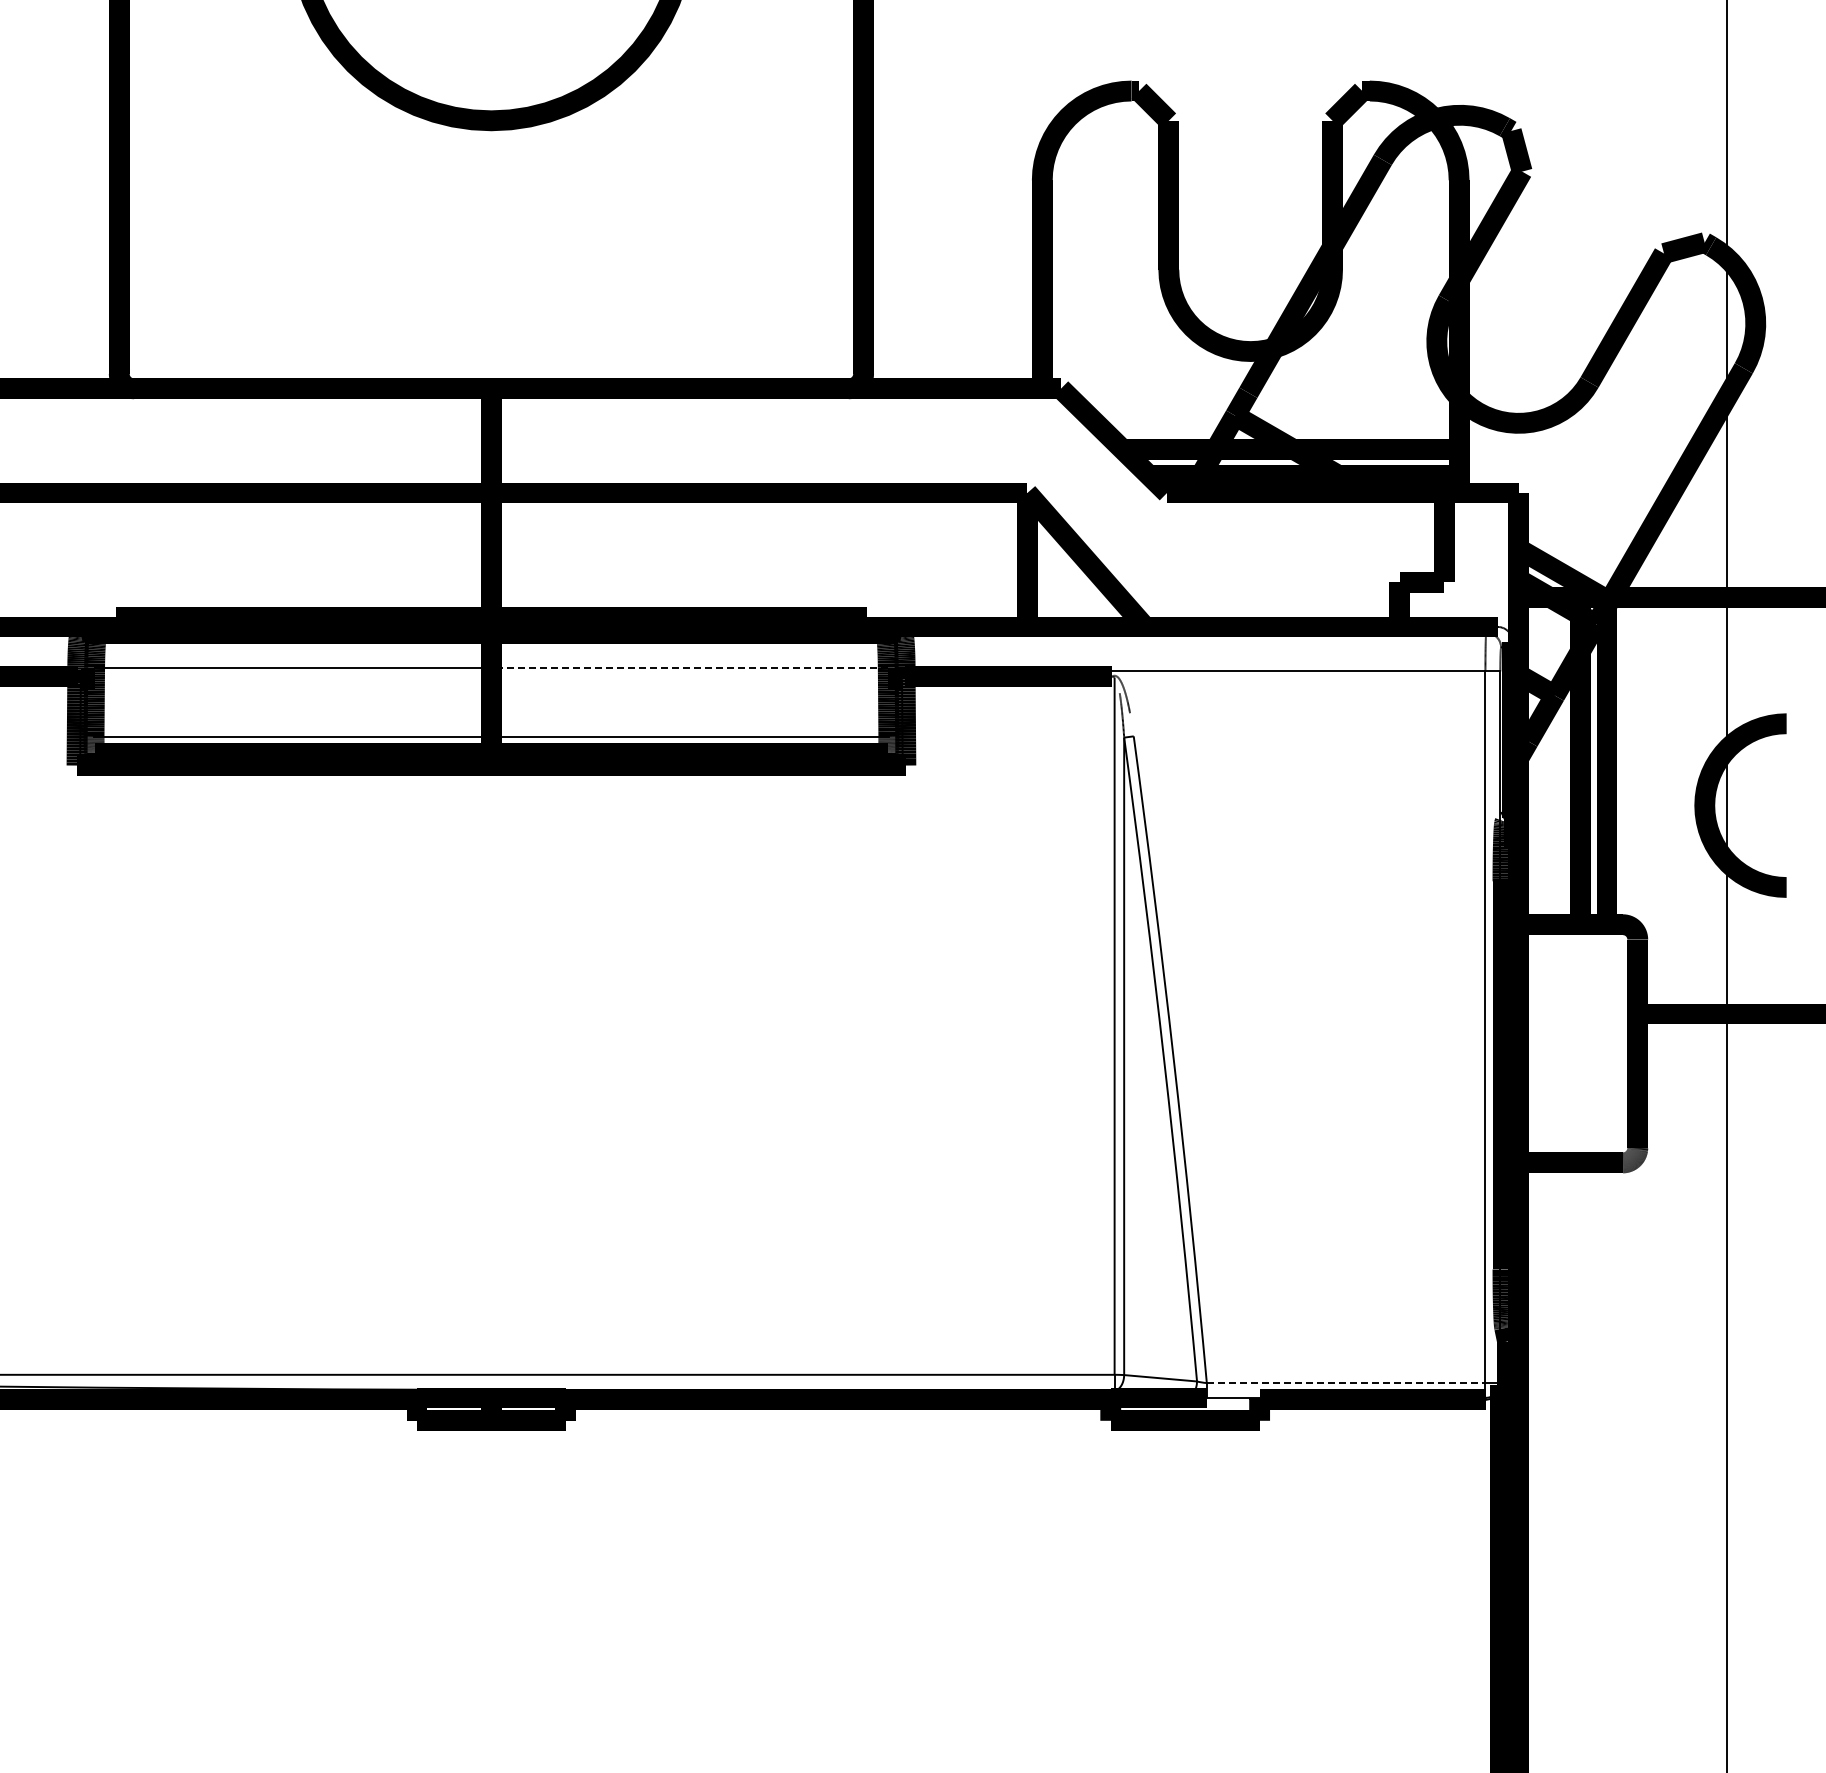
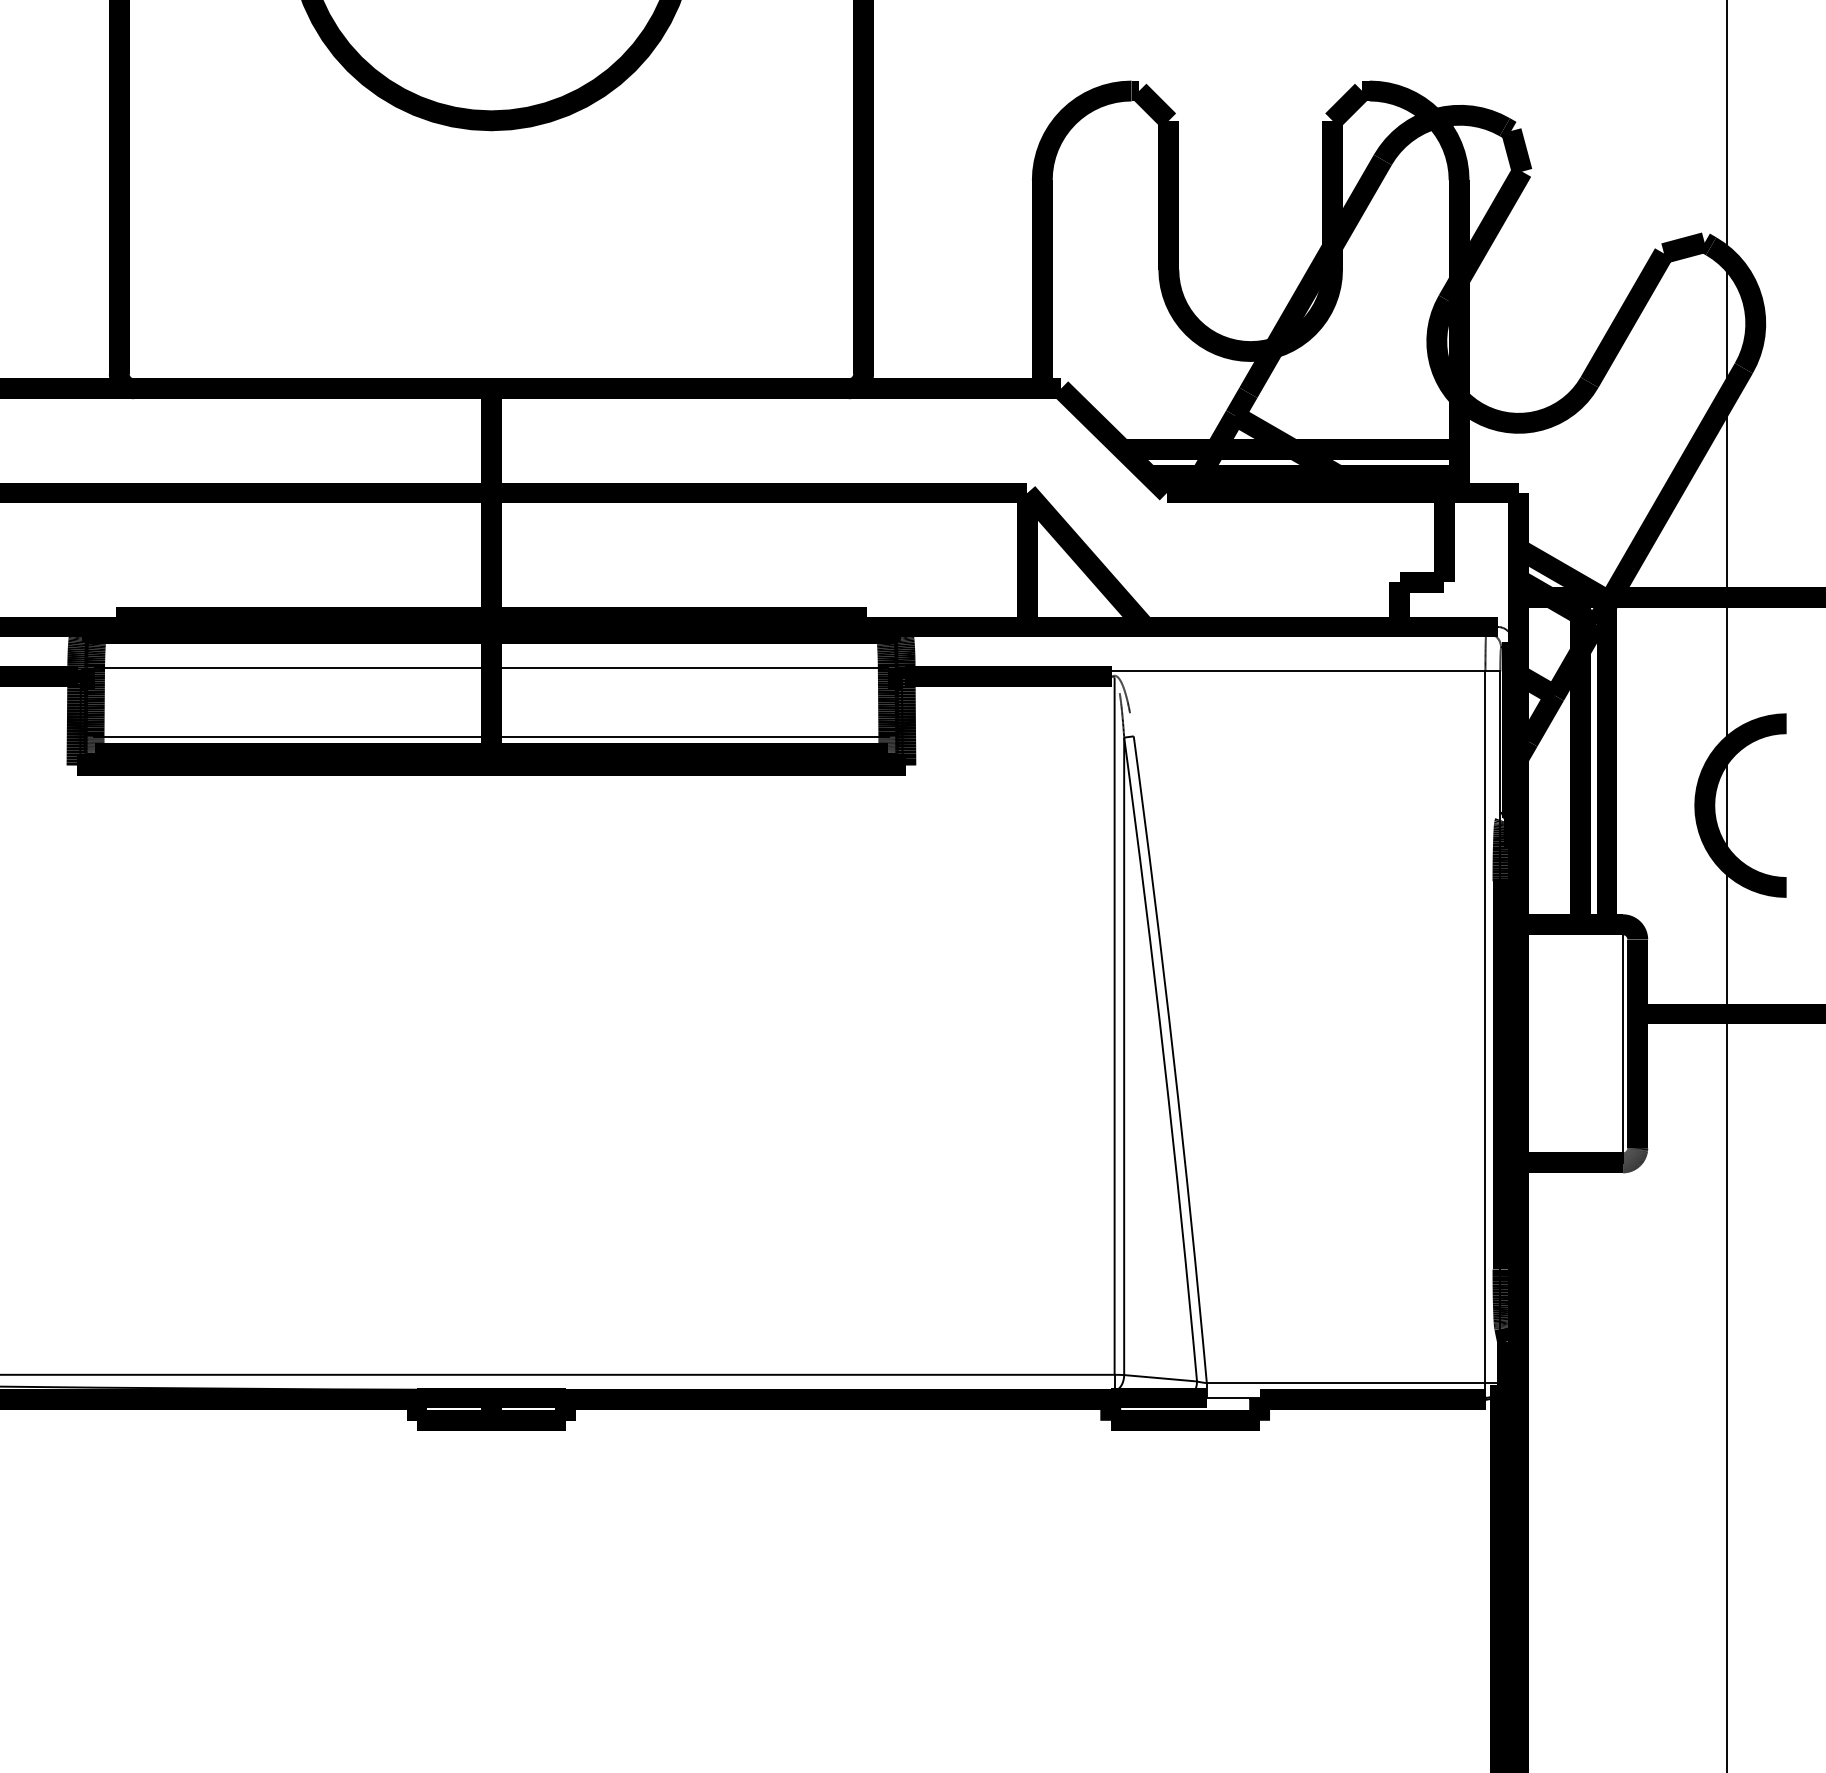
line: dashed -> solid (689, 667)
line: none -> present (1622, 1043)
line: dashed -> solid (1346, 1383)
